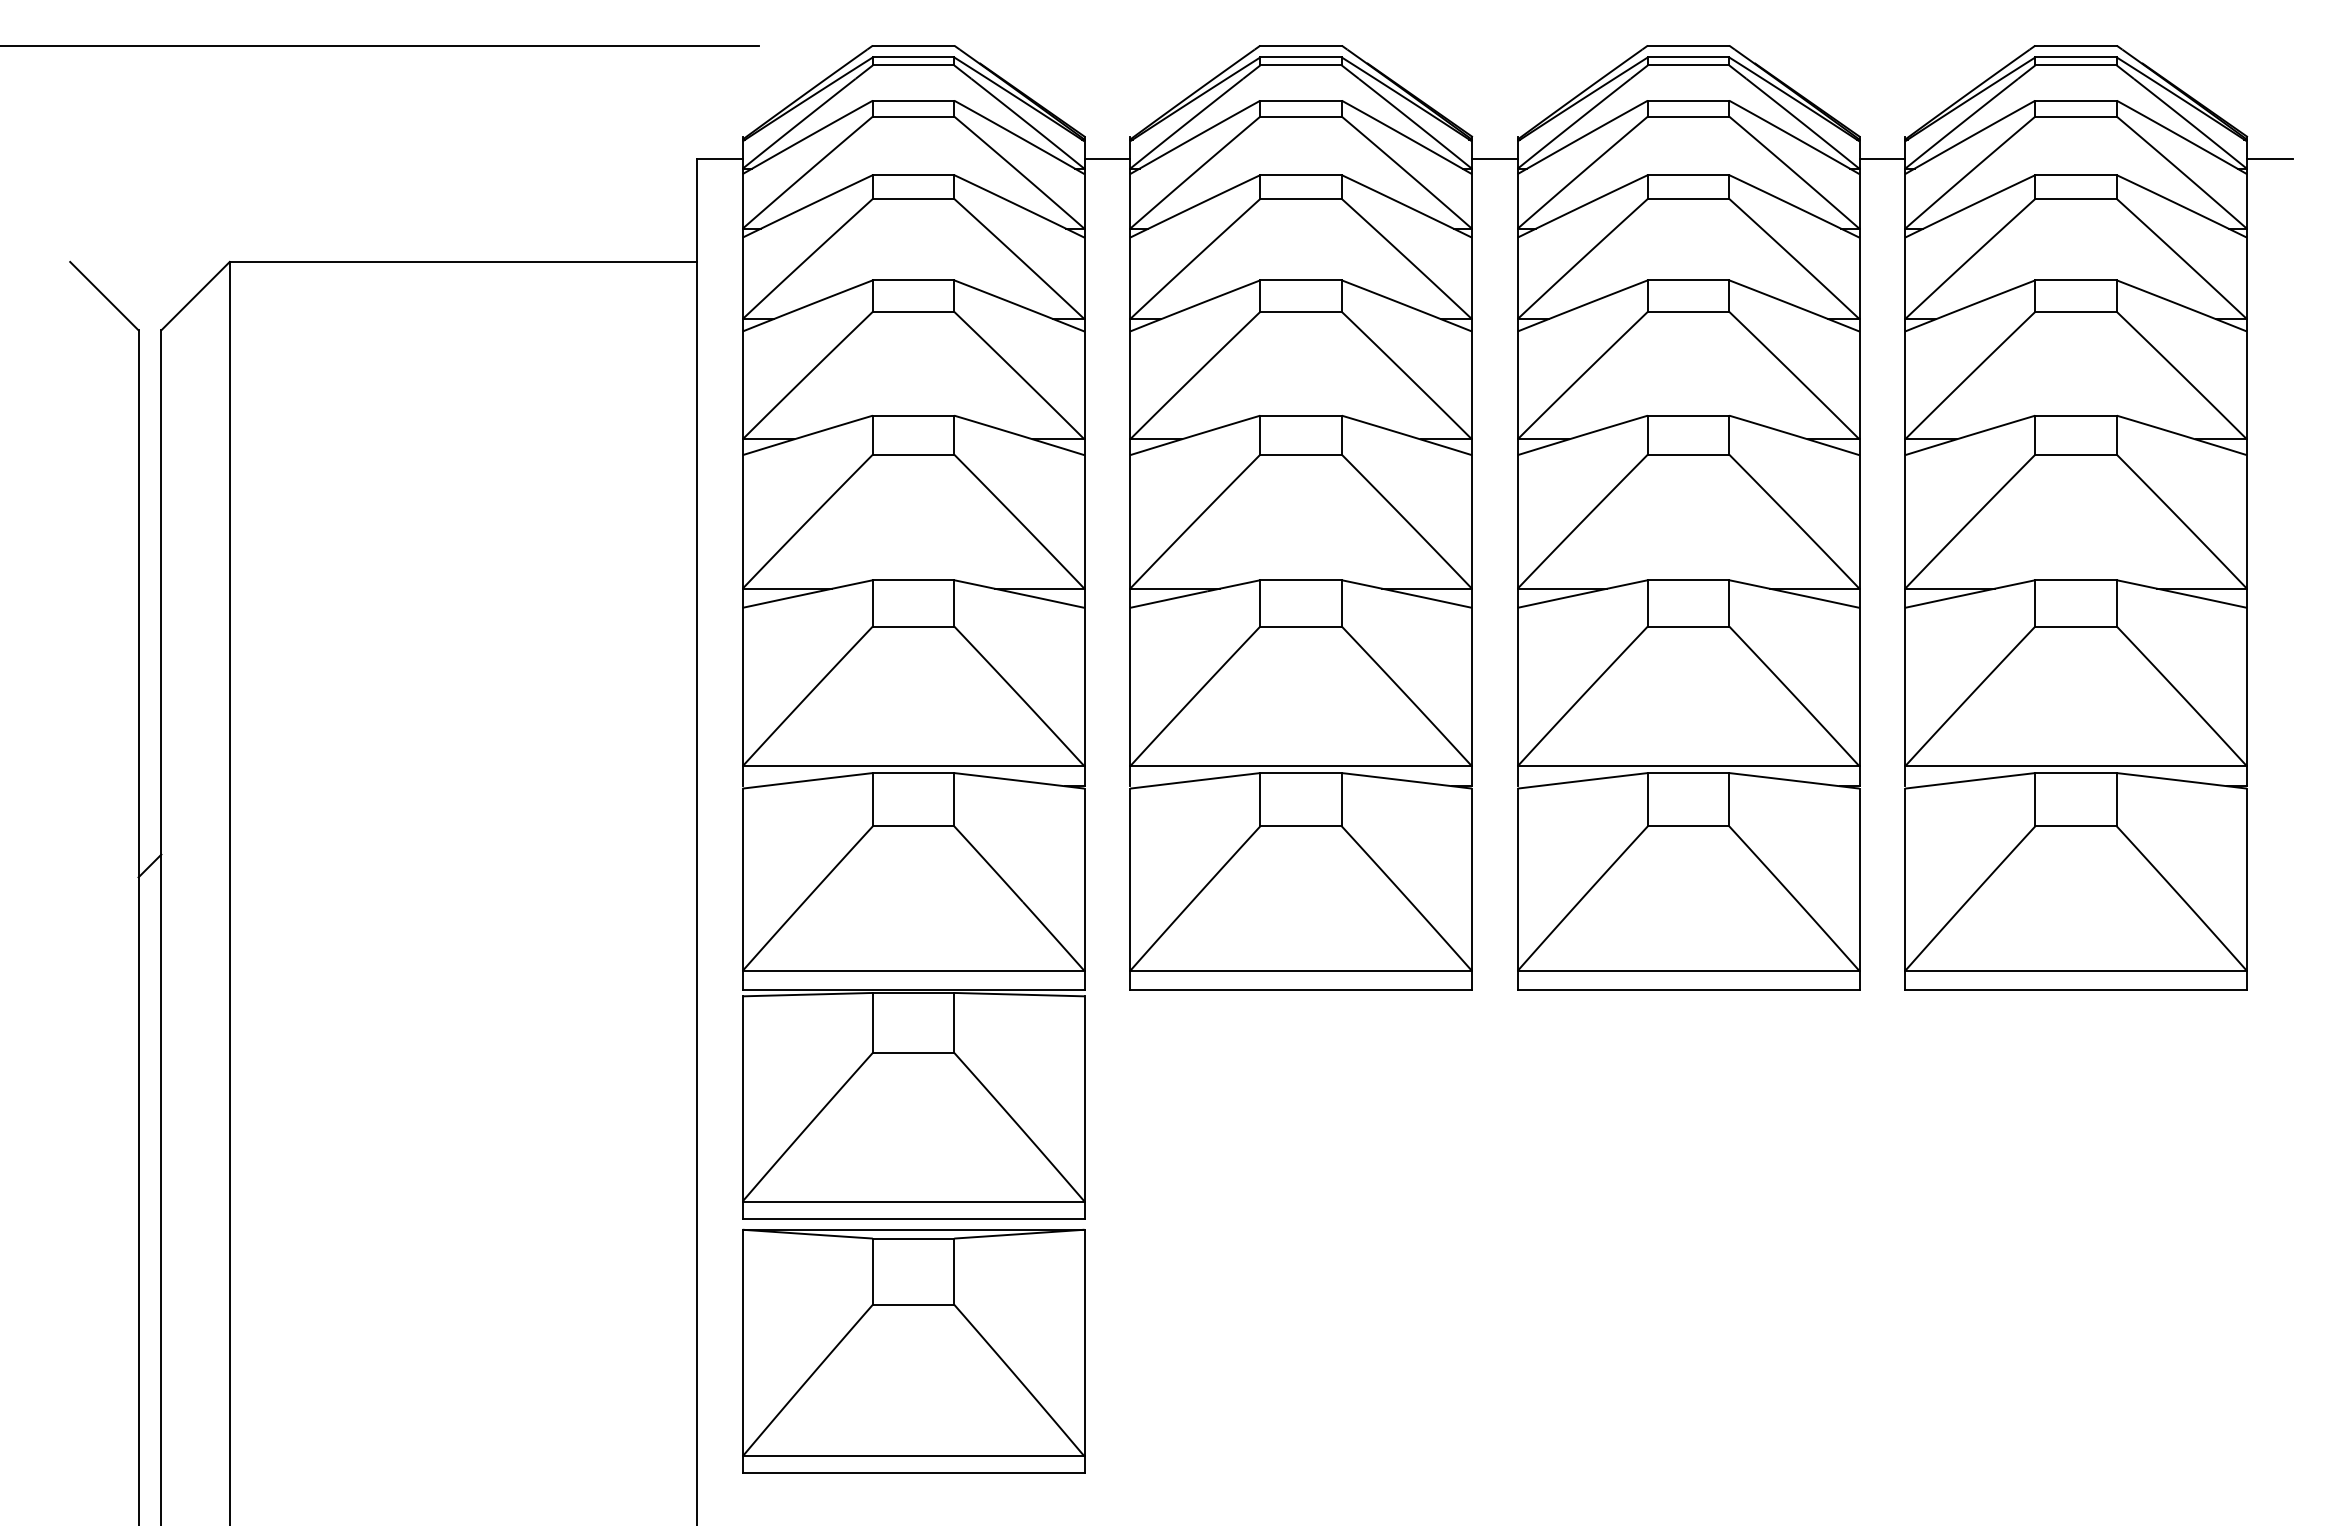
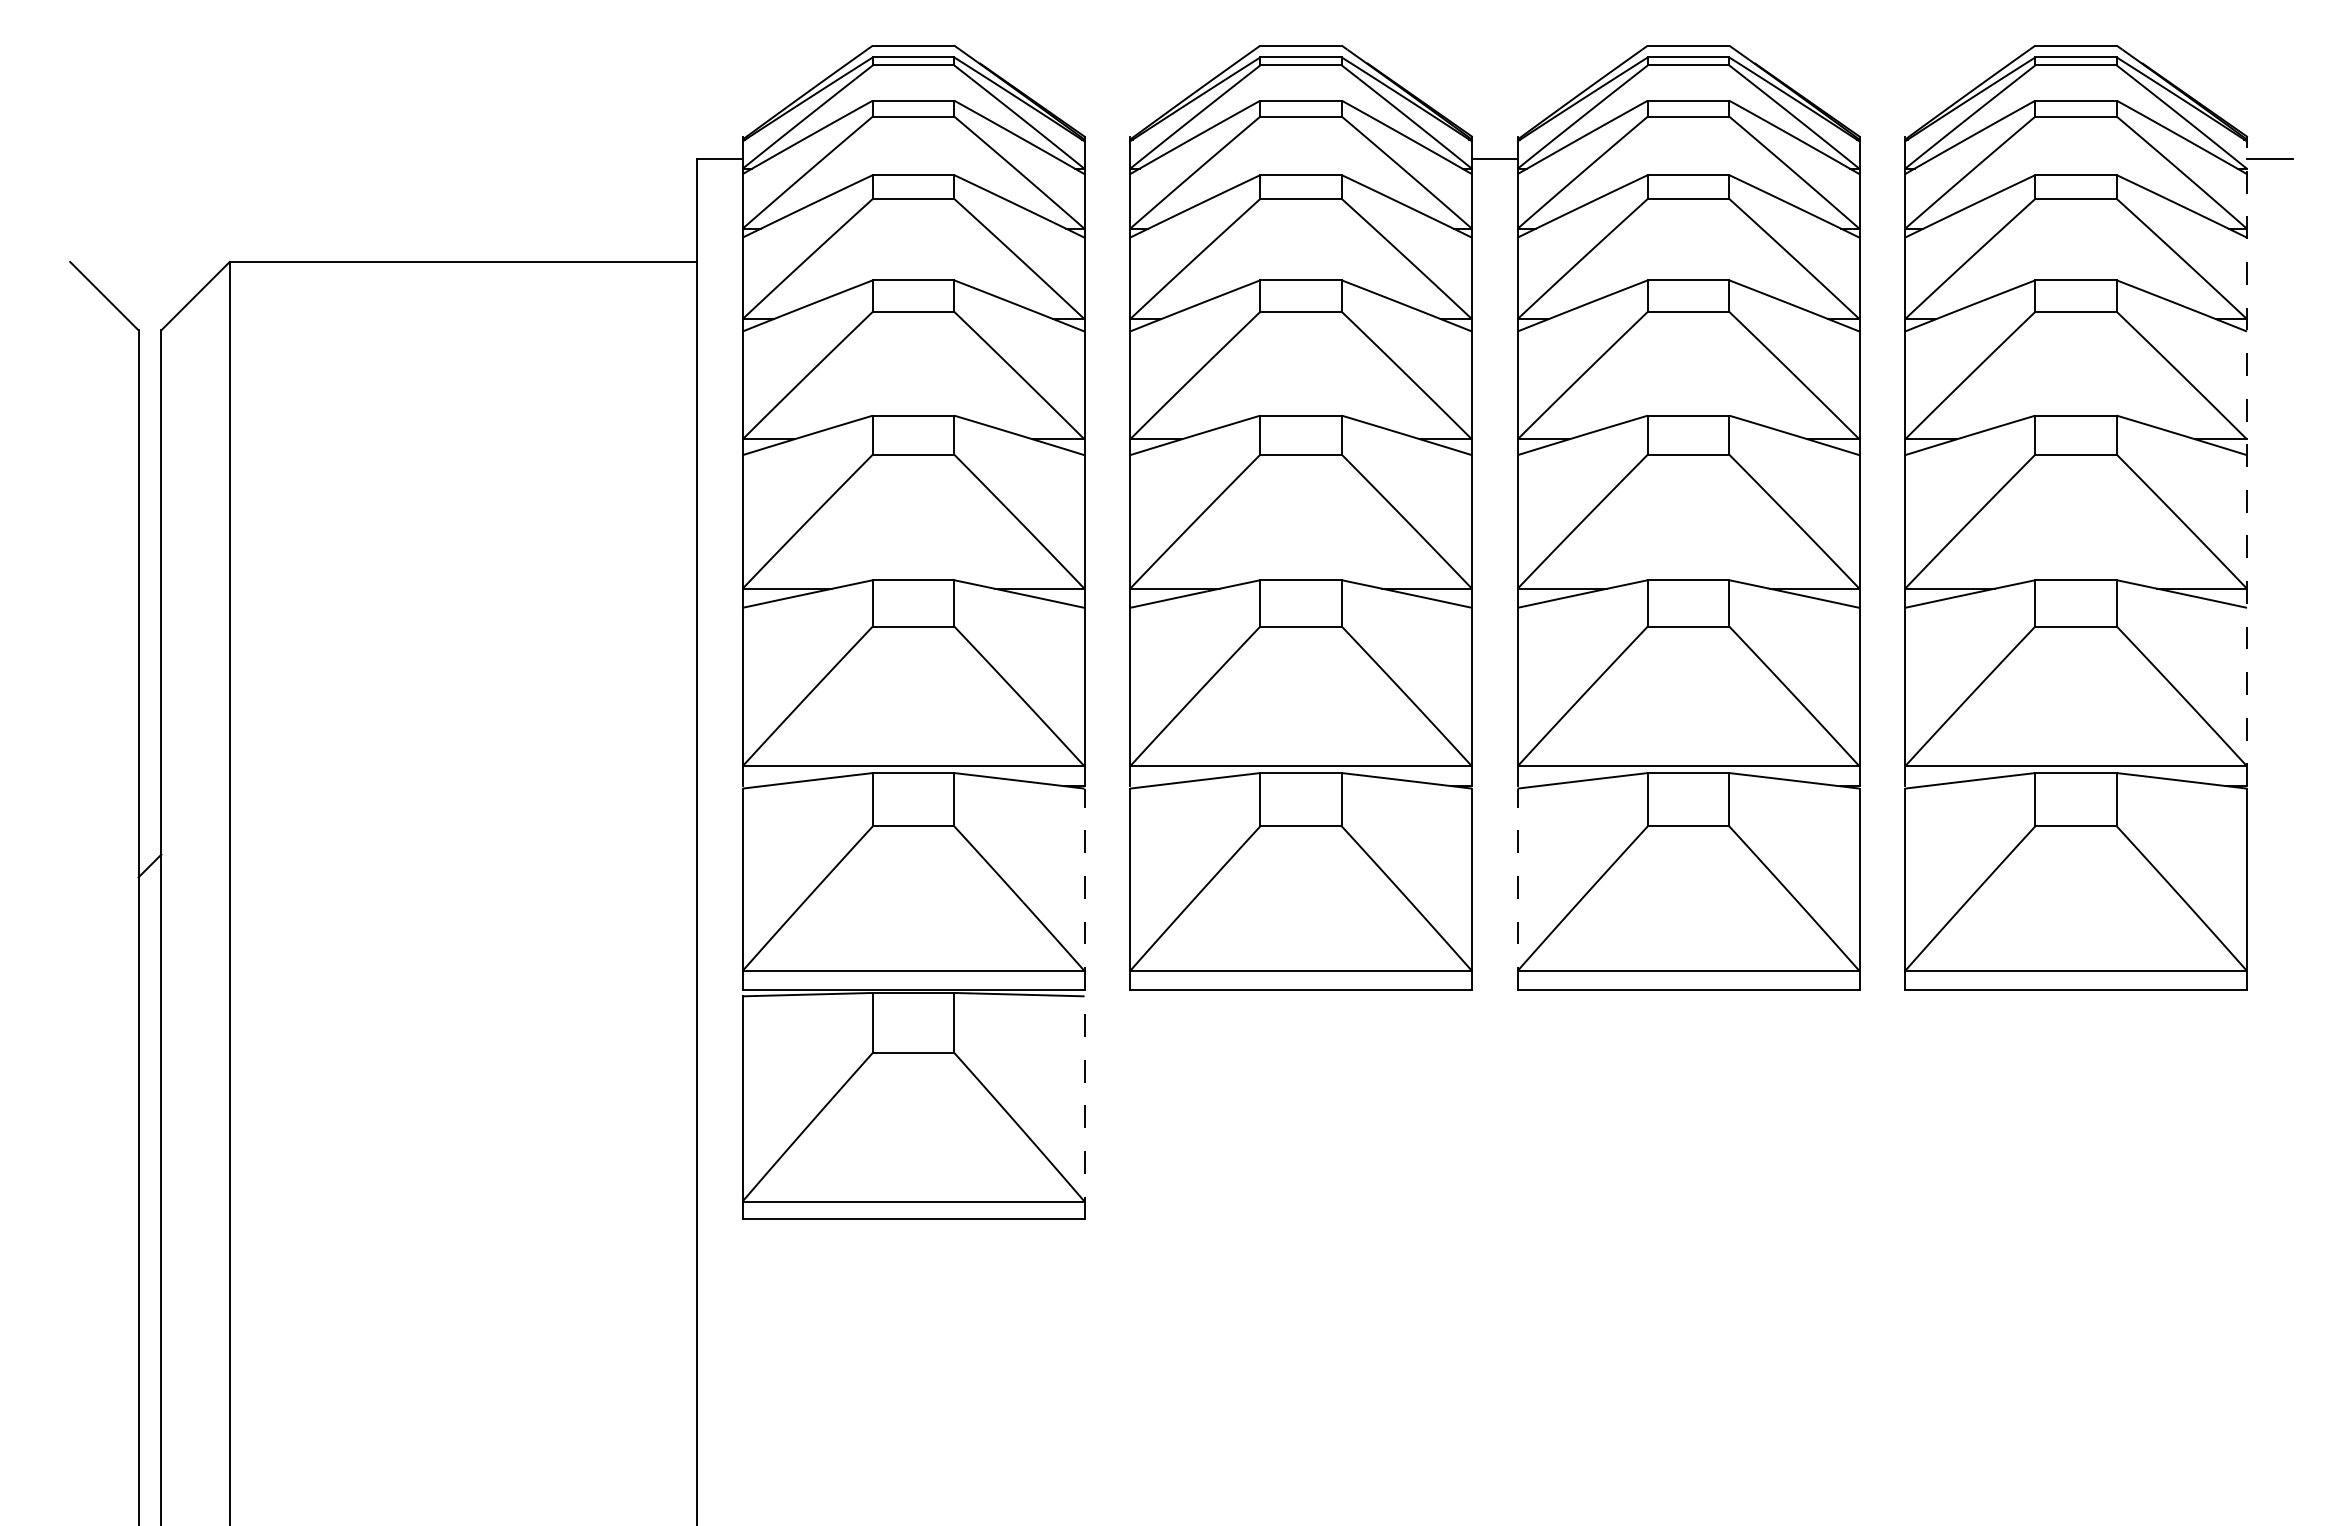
line: present -> none (380, 45)
line: present -> none (1107, 159)
line: present -> none (1882, 159)
line: solid -> dashed (2247, 461)
line: solid -> dashed (1084, 889)
line: solid -> dashed (1517, 889)
line: solid -> dashed (1084, 1107)
part: present -> none (913, 1350)
